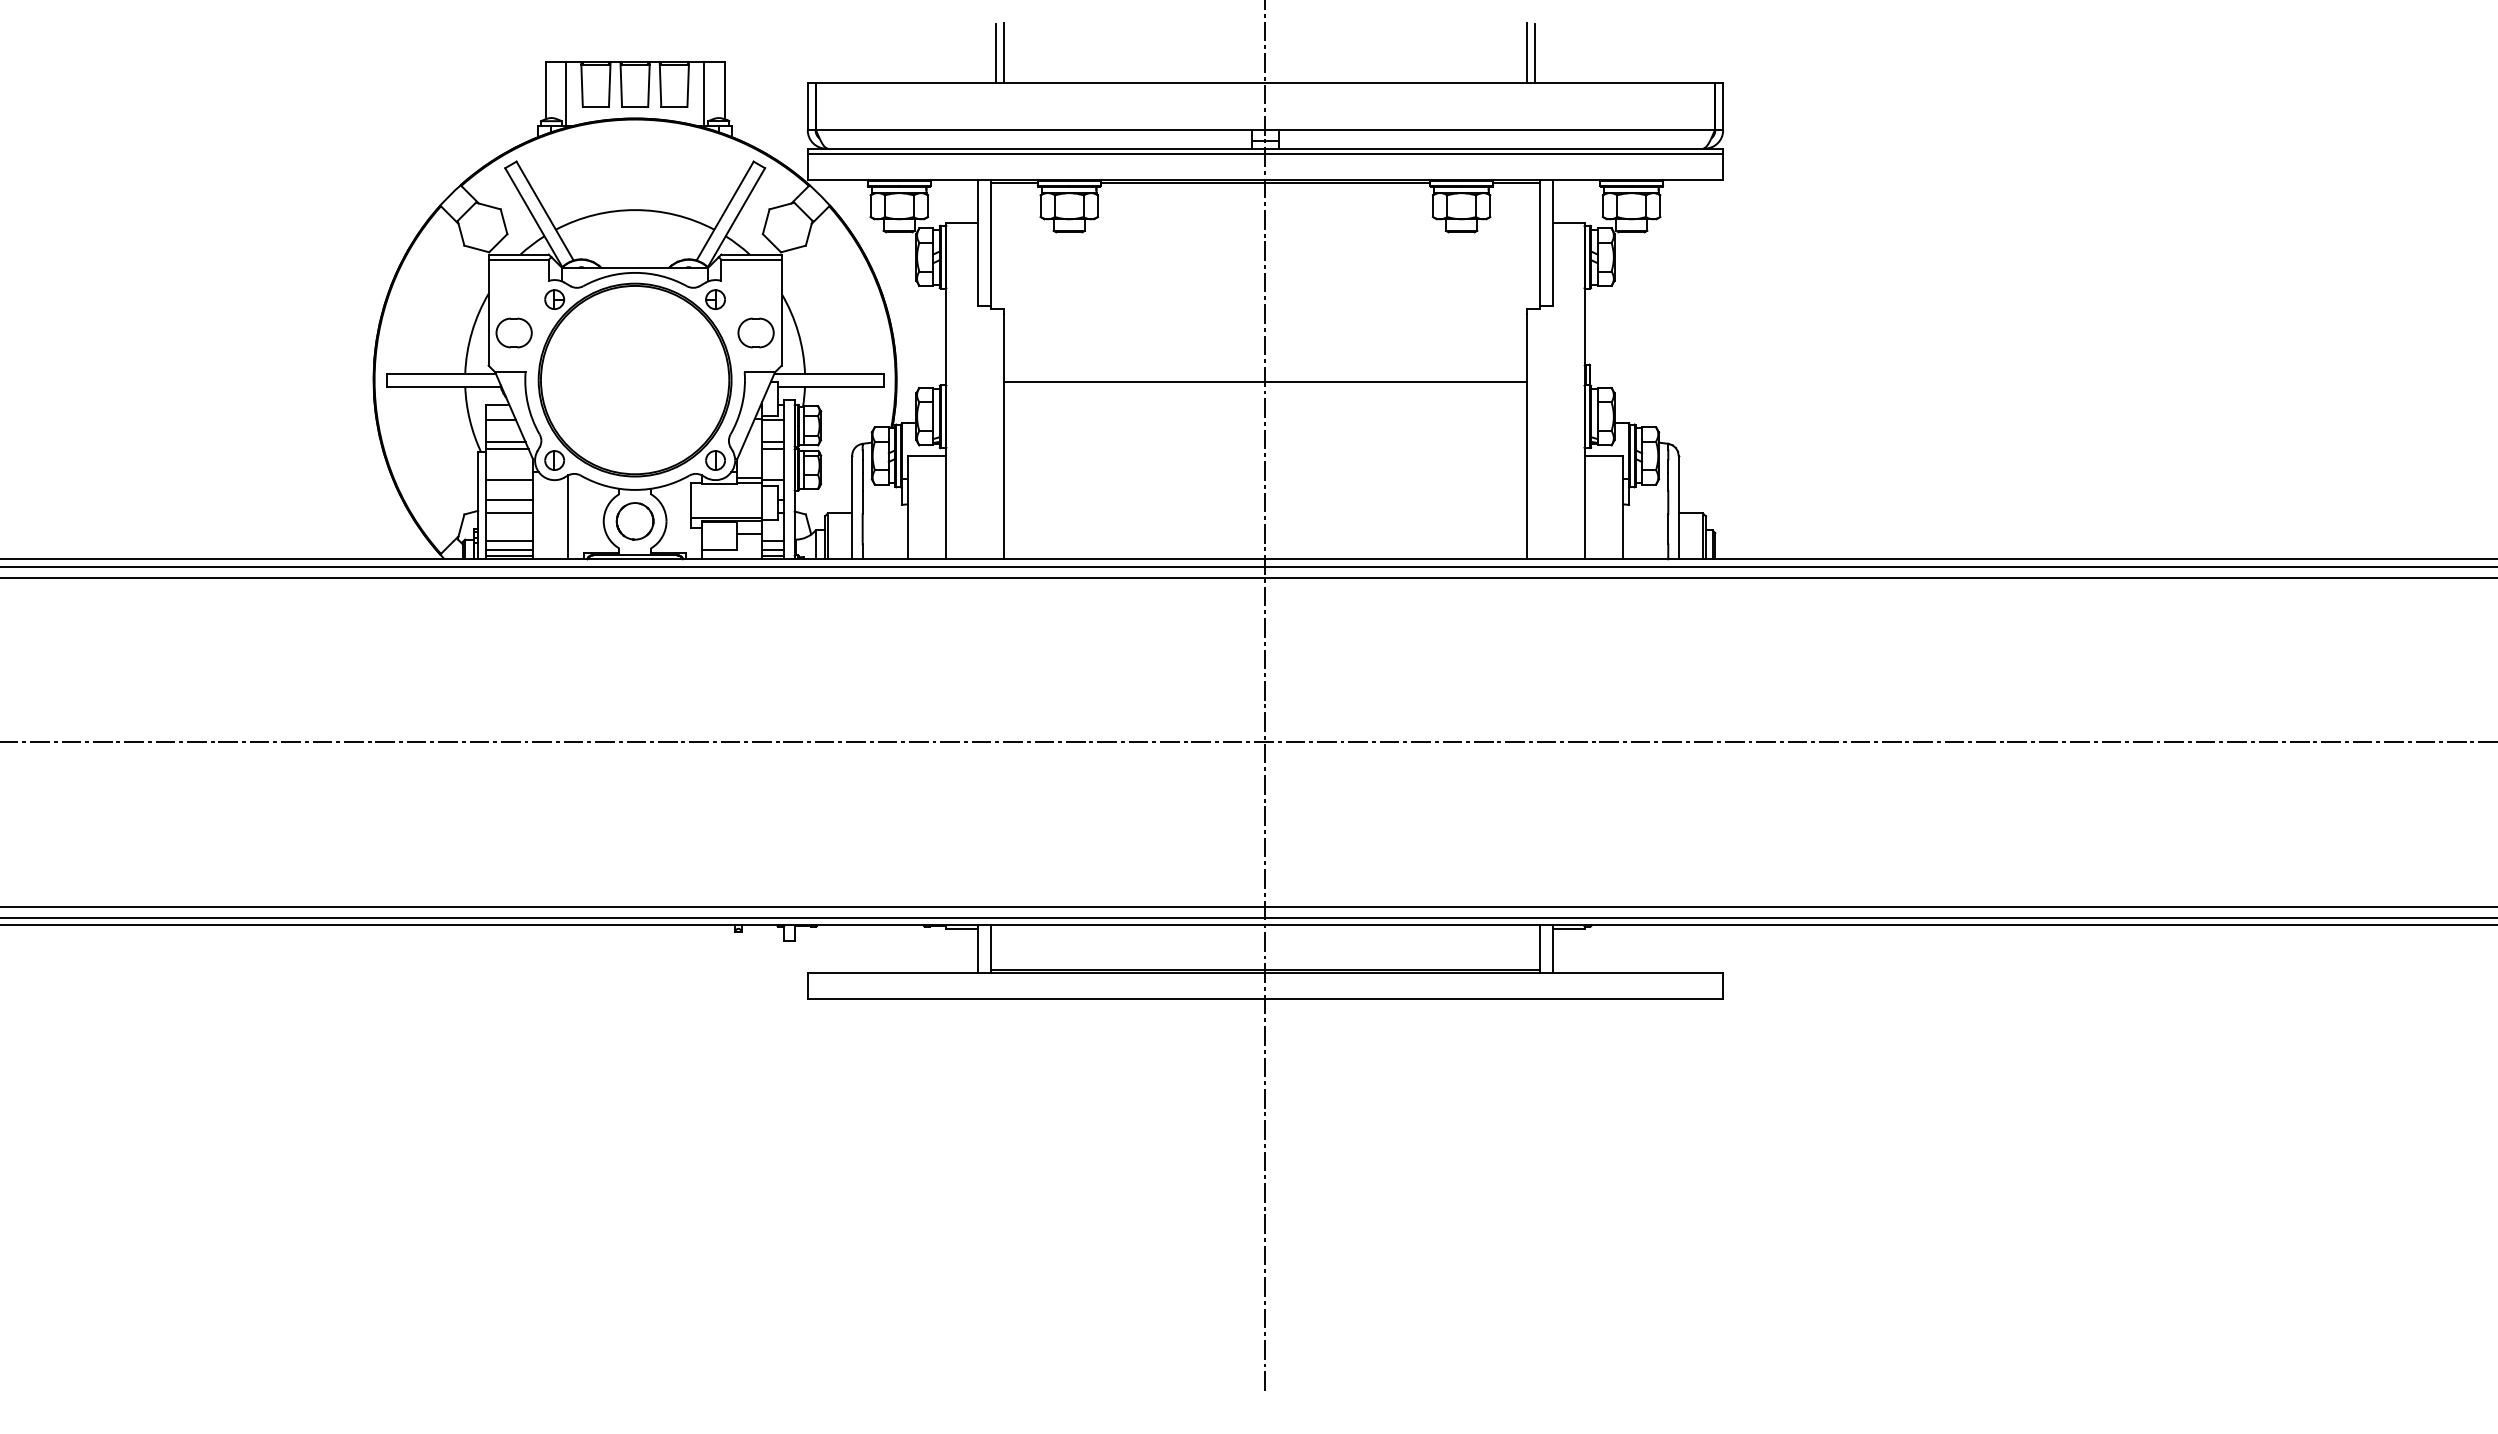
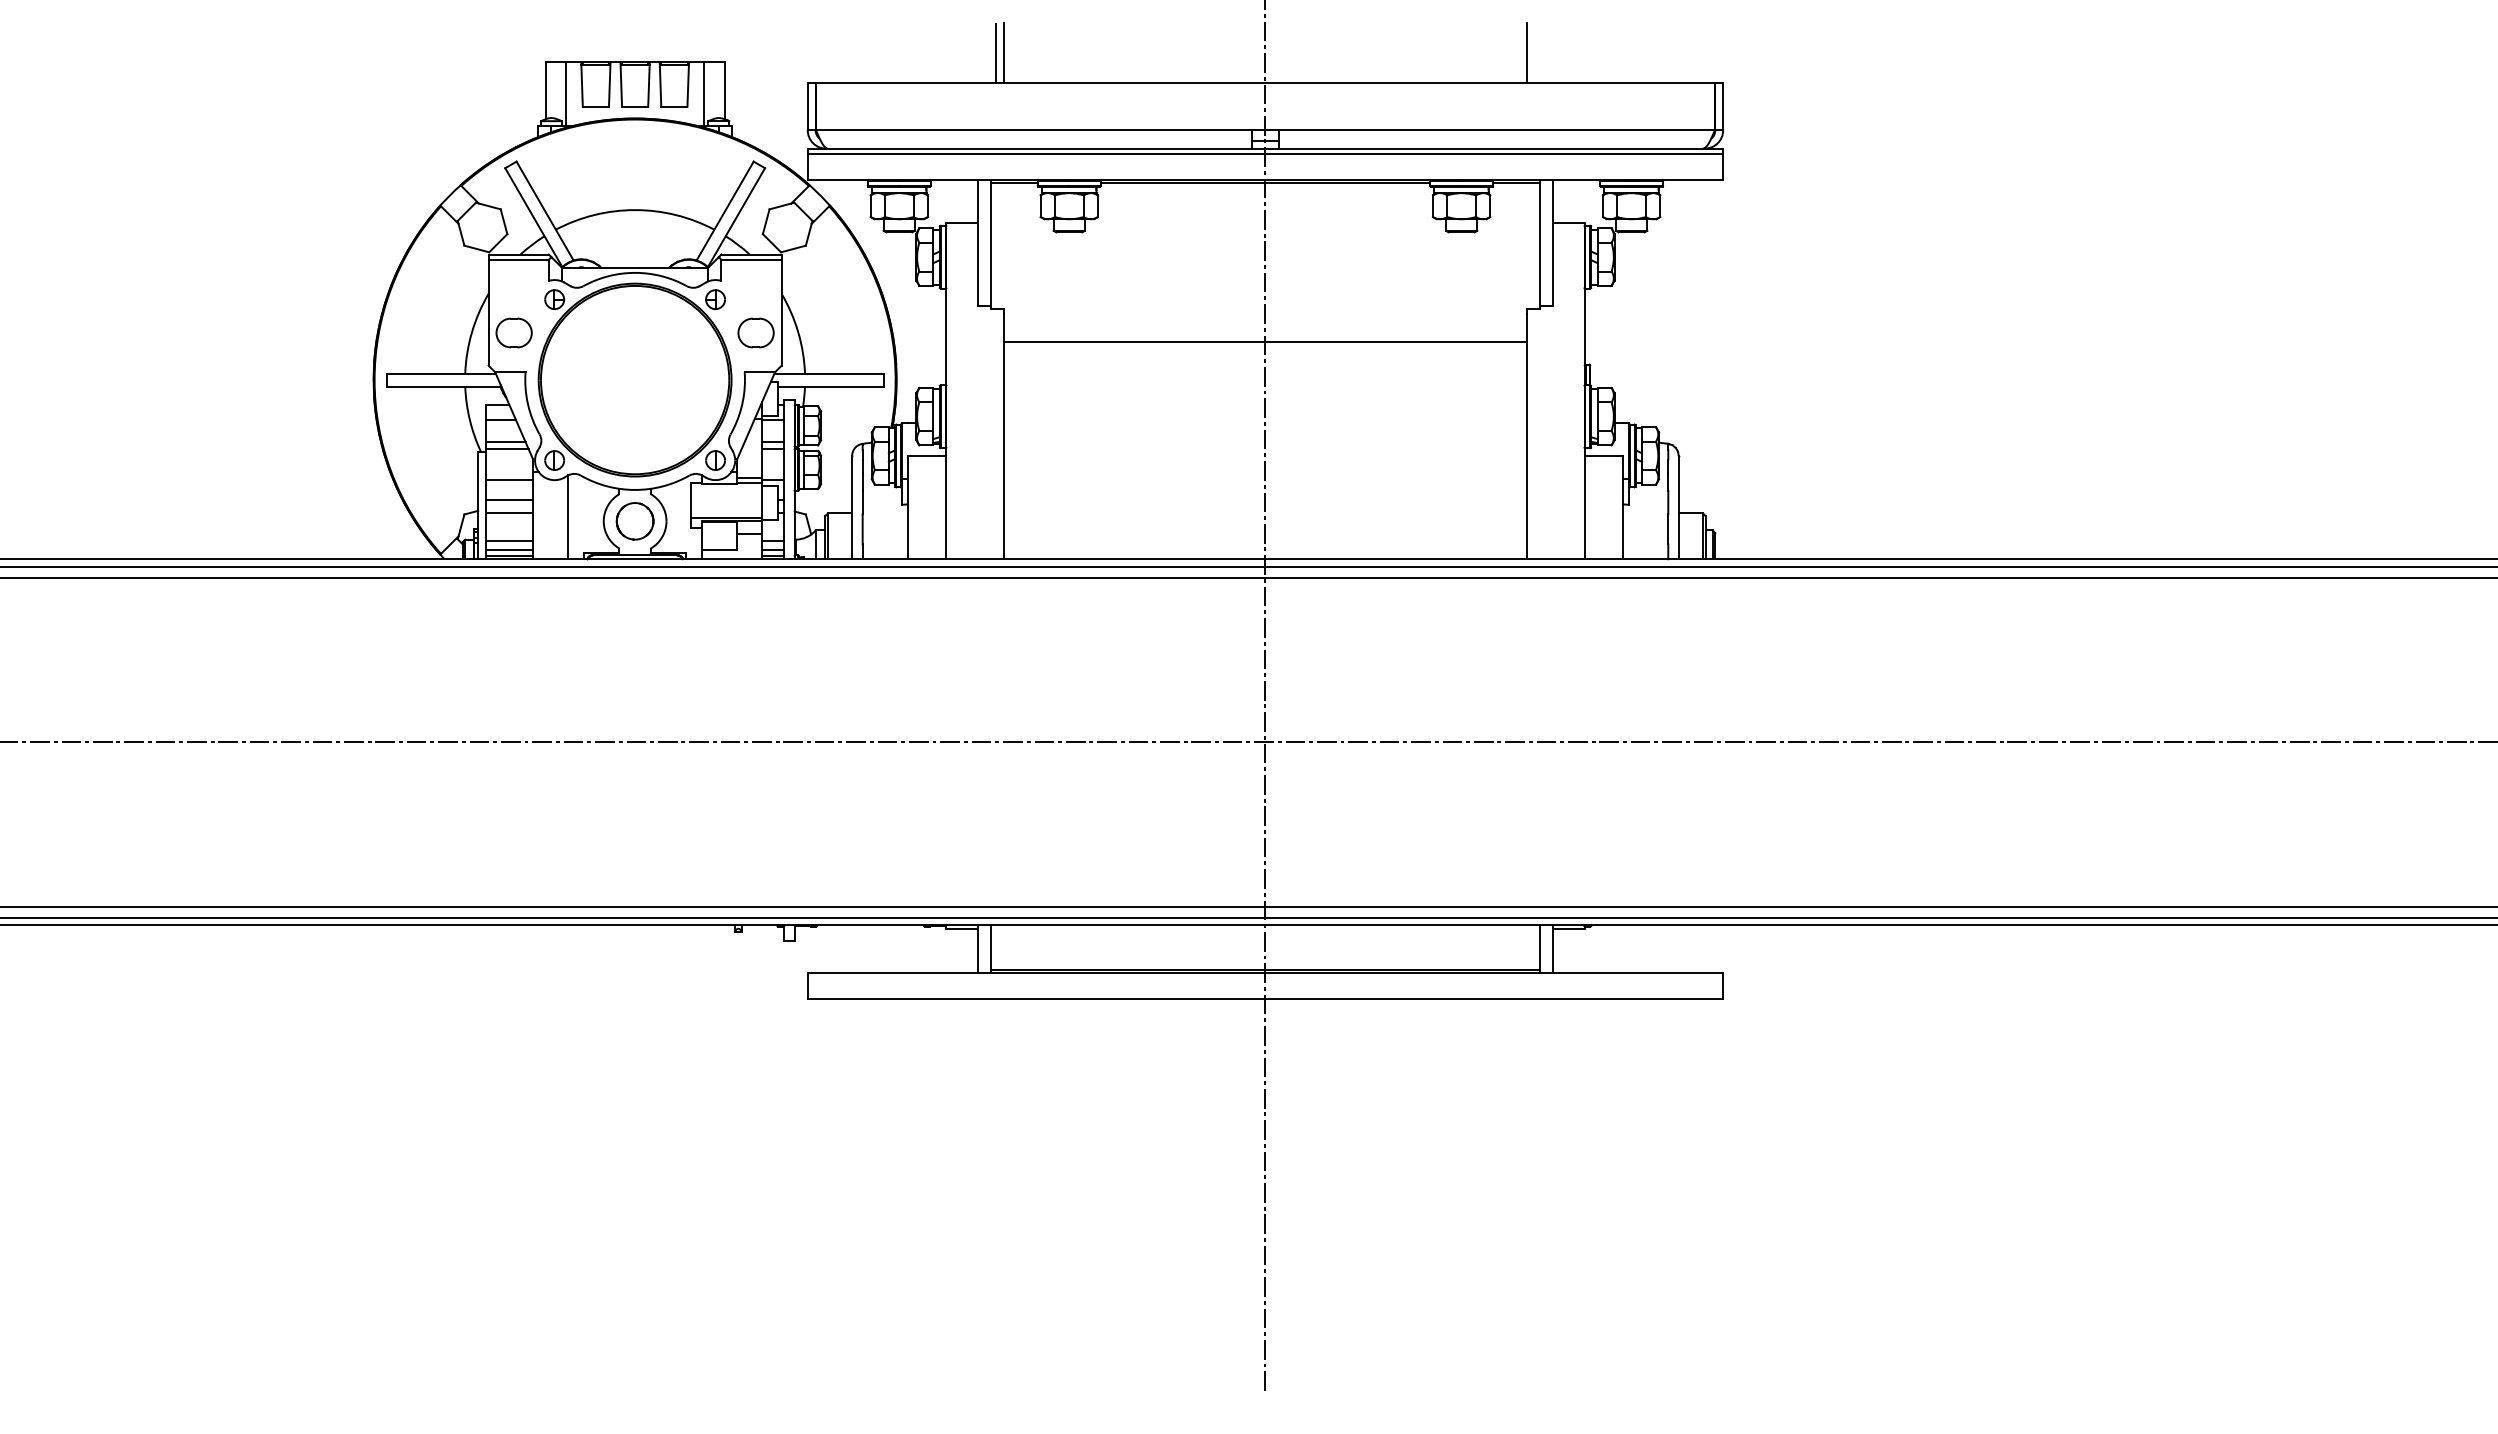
line: present -> none (1534, 53)
line position: (1265, 382) -> (1265, 342) (1265, 342)
